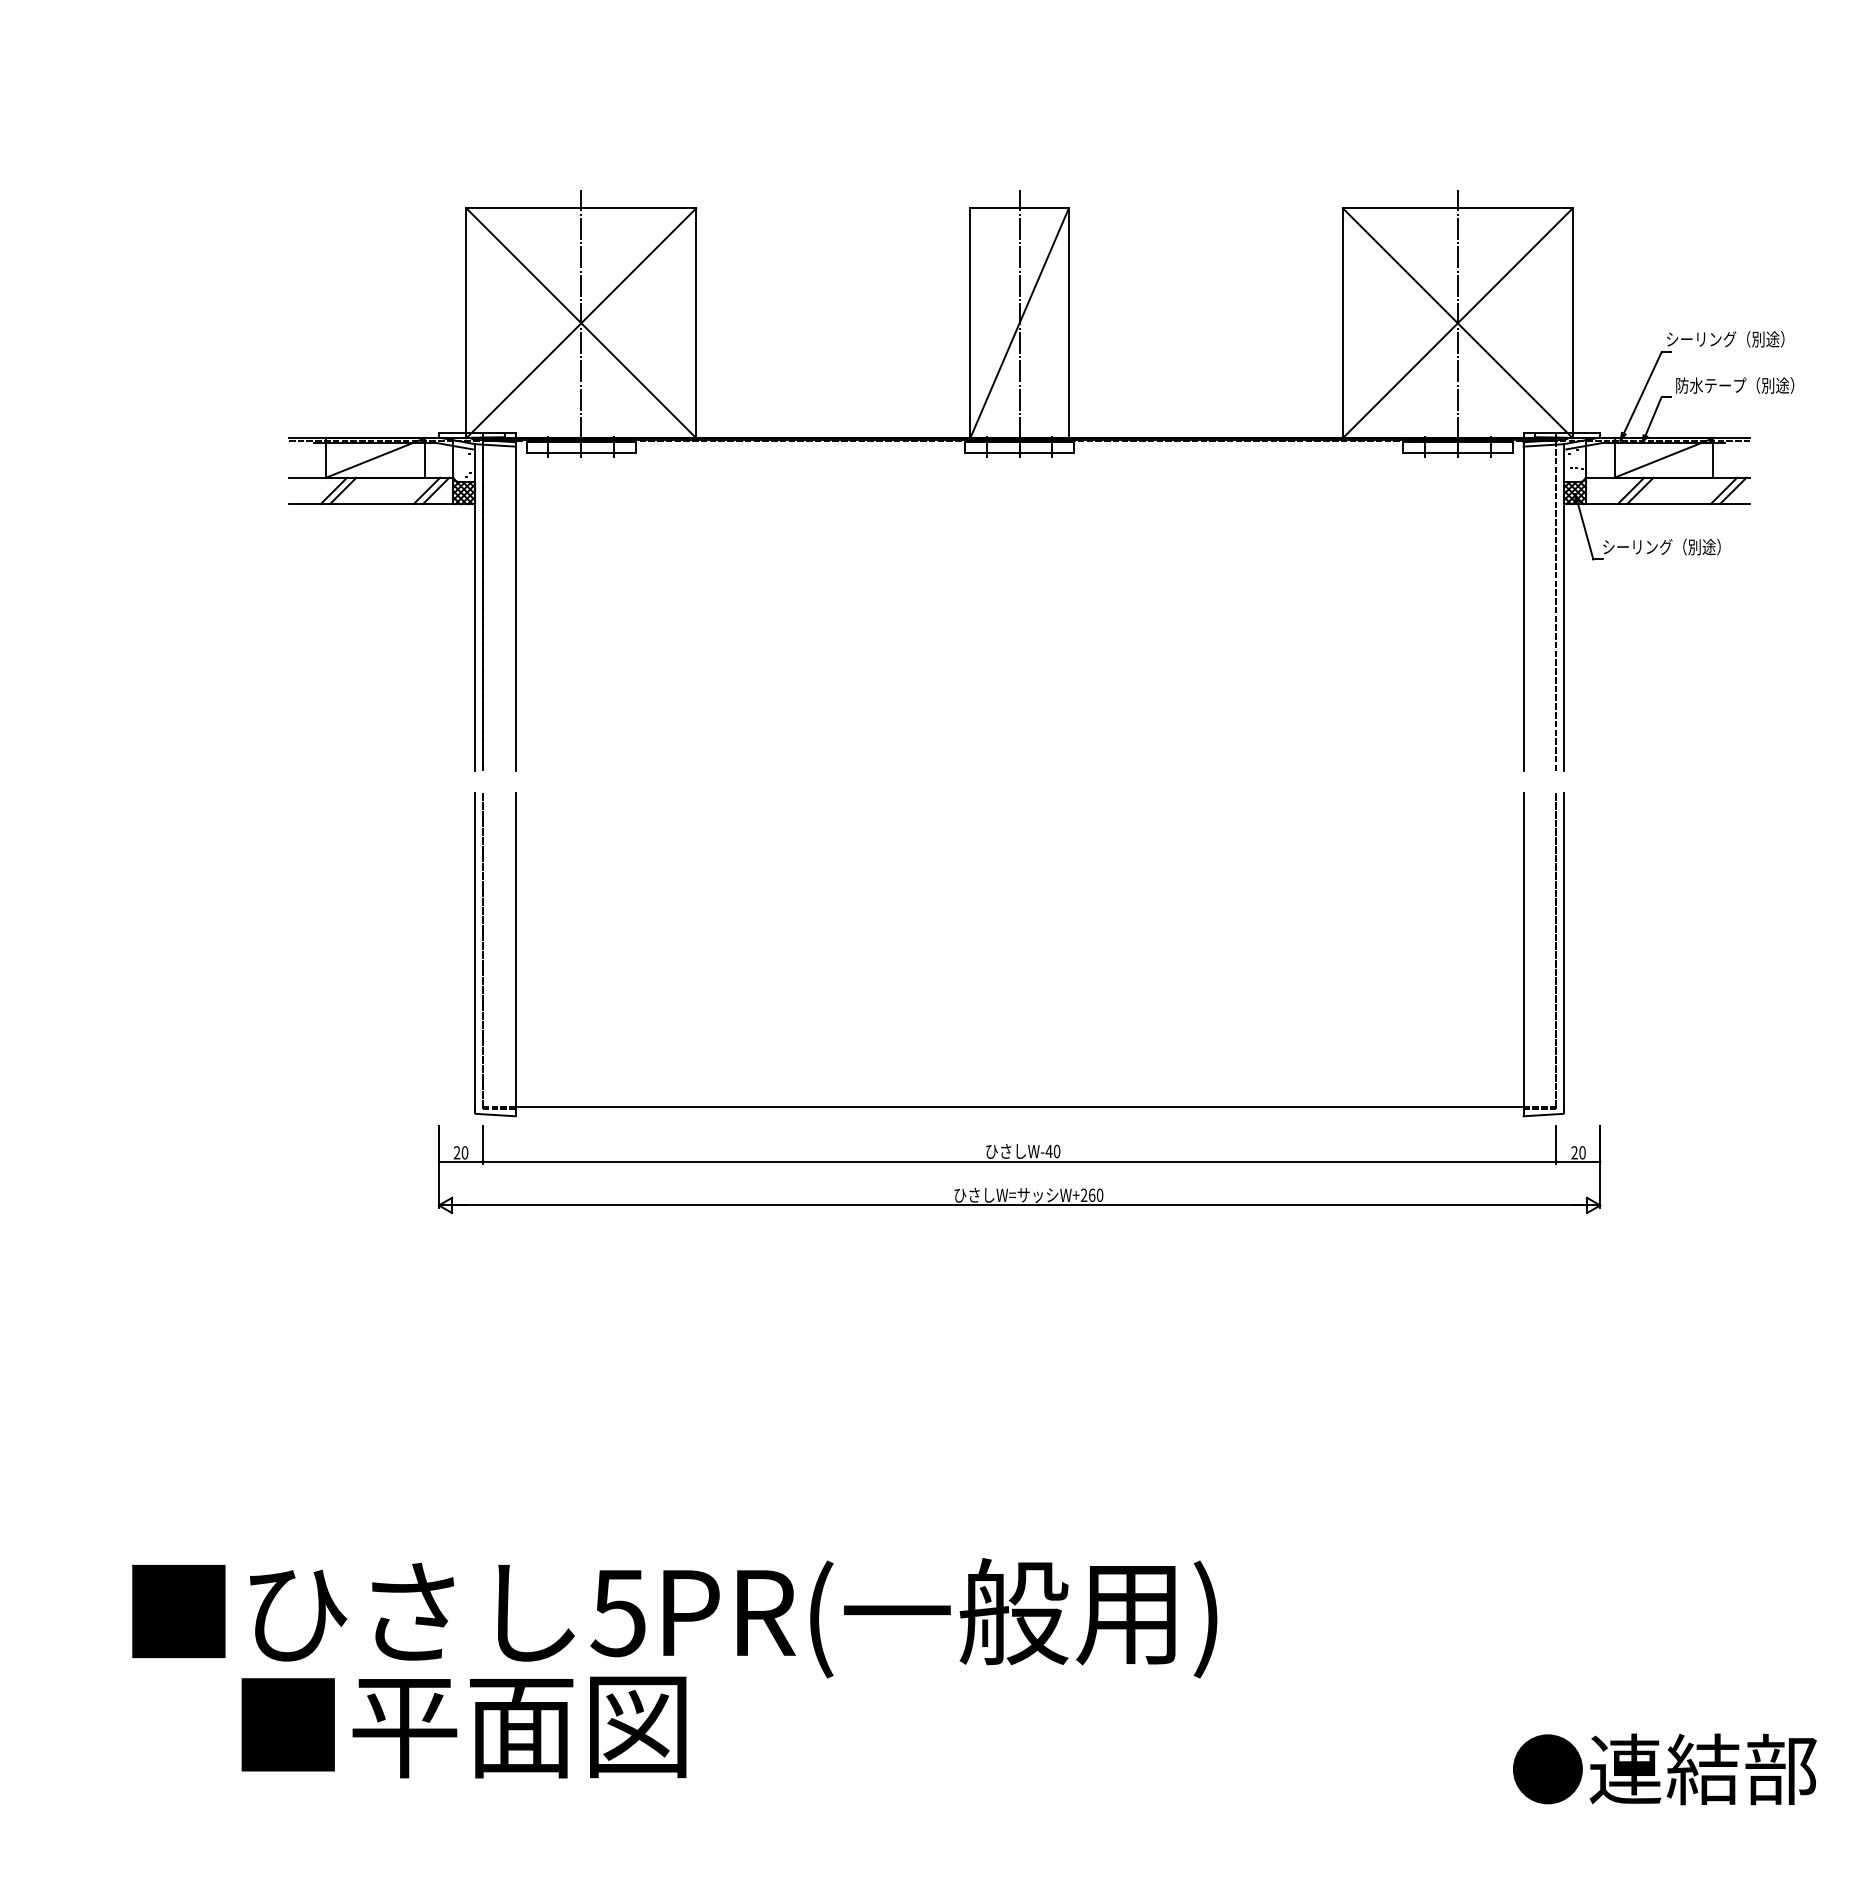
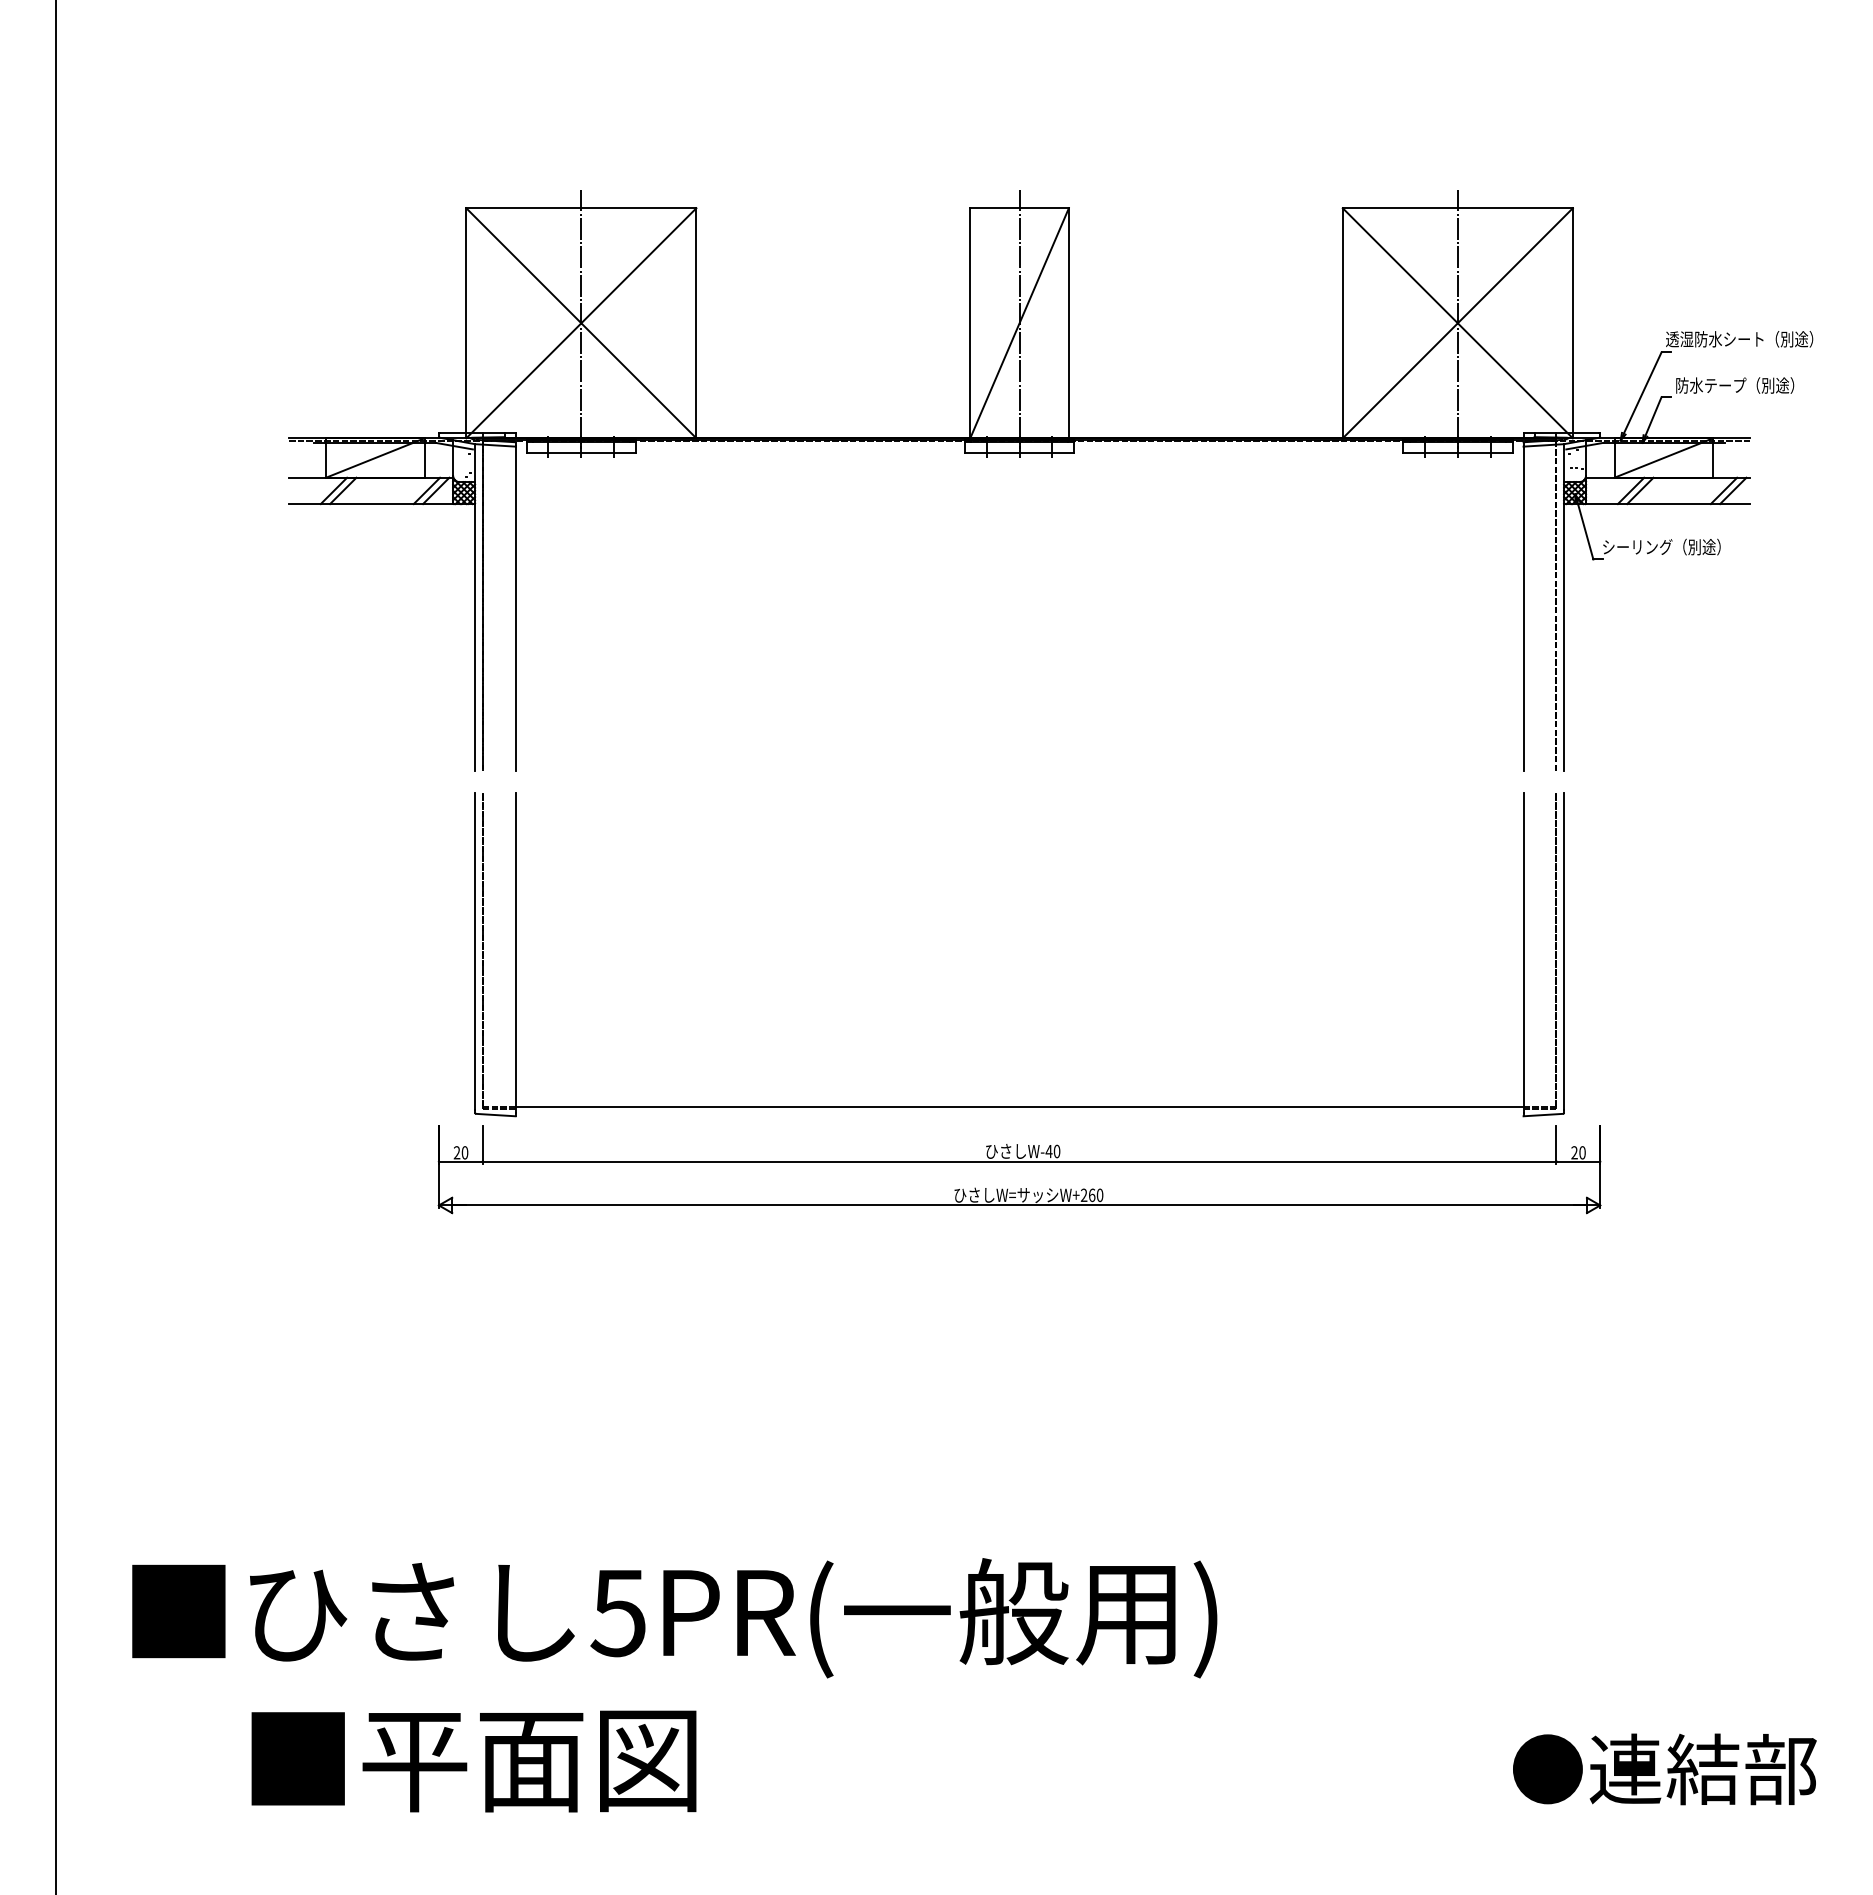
text: シーリング（別途） -> 透湿防水シート（別途） (1739, 339)
line: none -> present (55, 946)
text position: (463, 1727) -> (473, 1761) (473, 1761)
